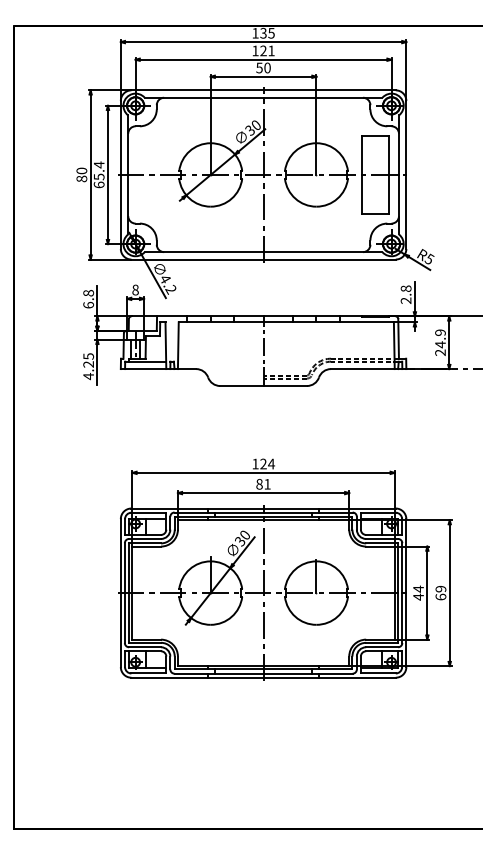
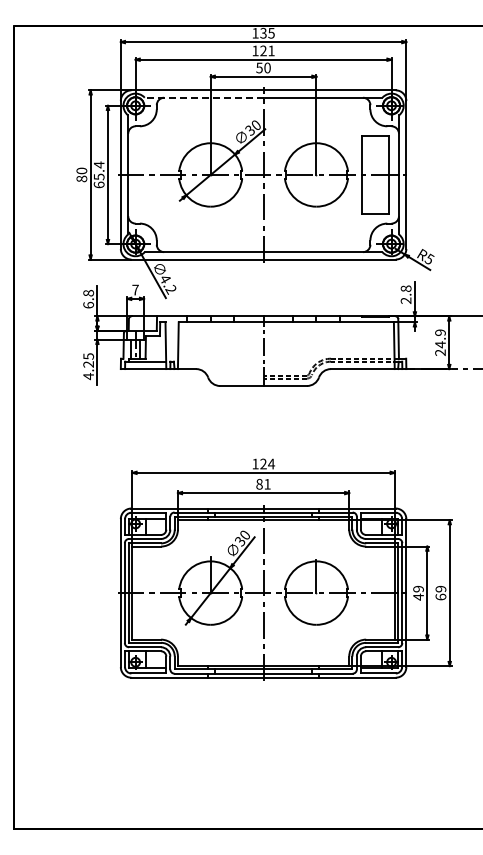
line: solid -> dashed (203, 97)
text: 8 -> 7 (135, 289)
text: 44 -> 49 (418, 588)
